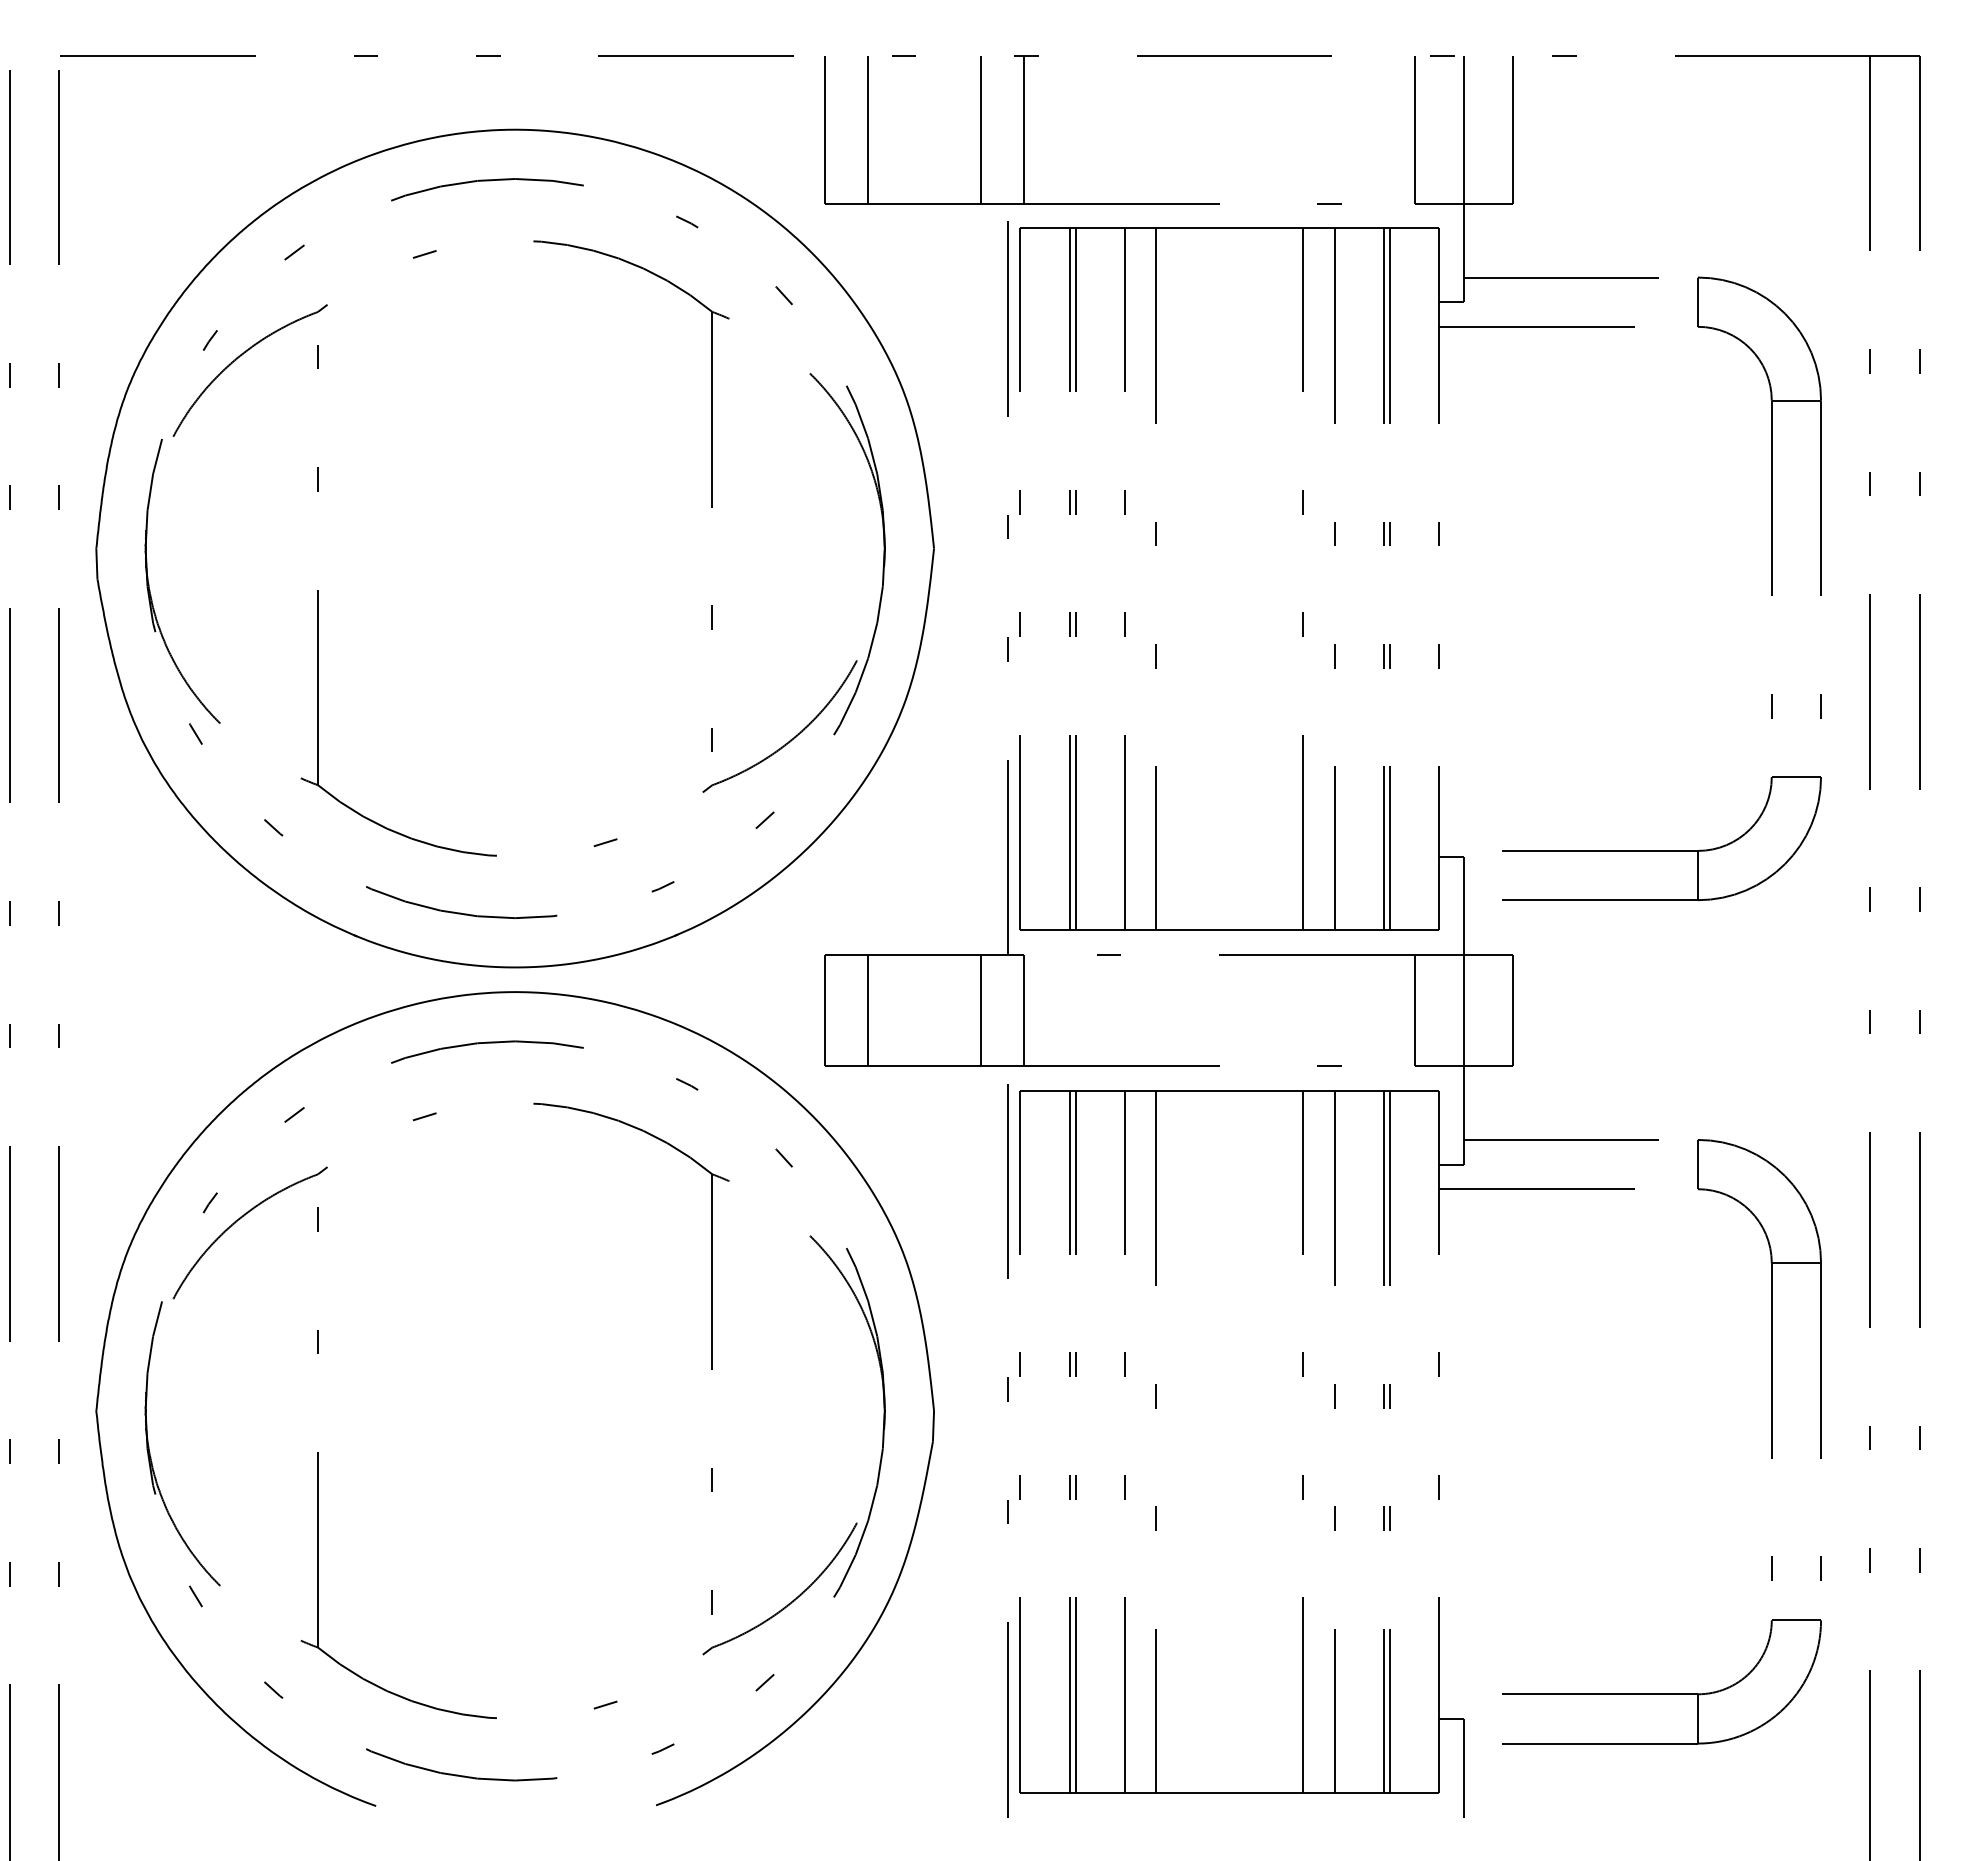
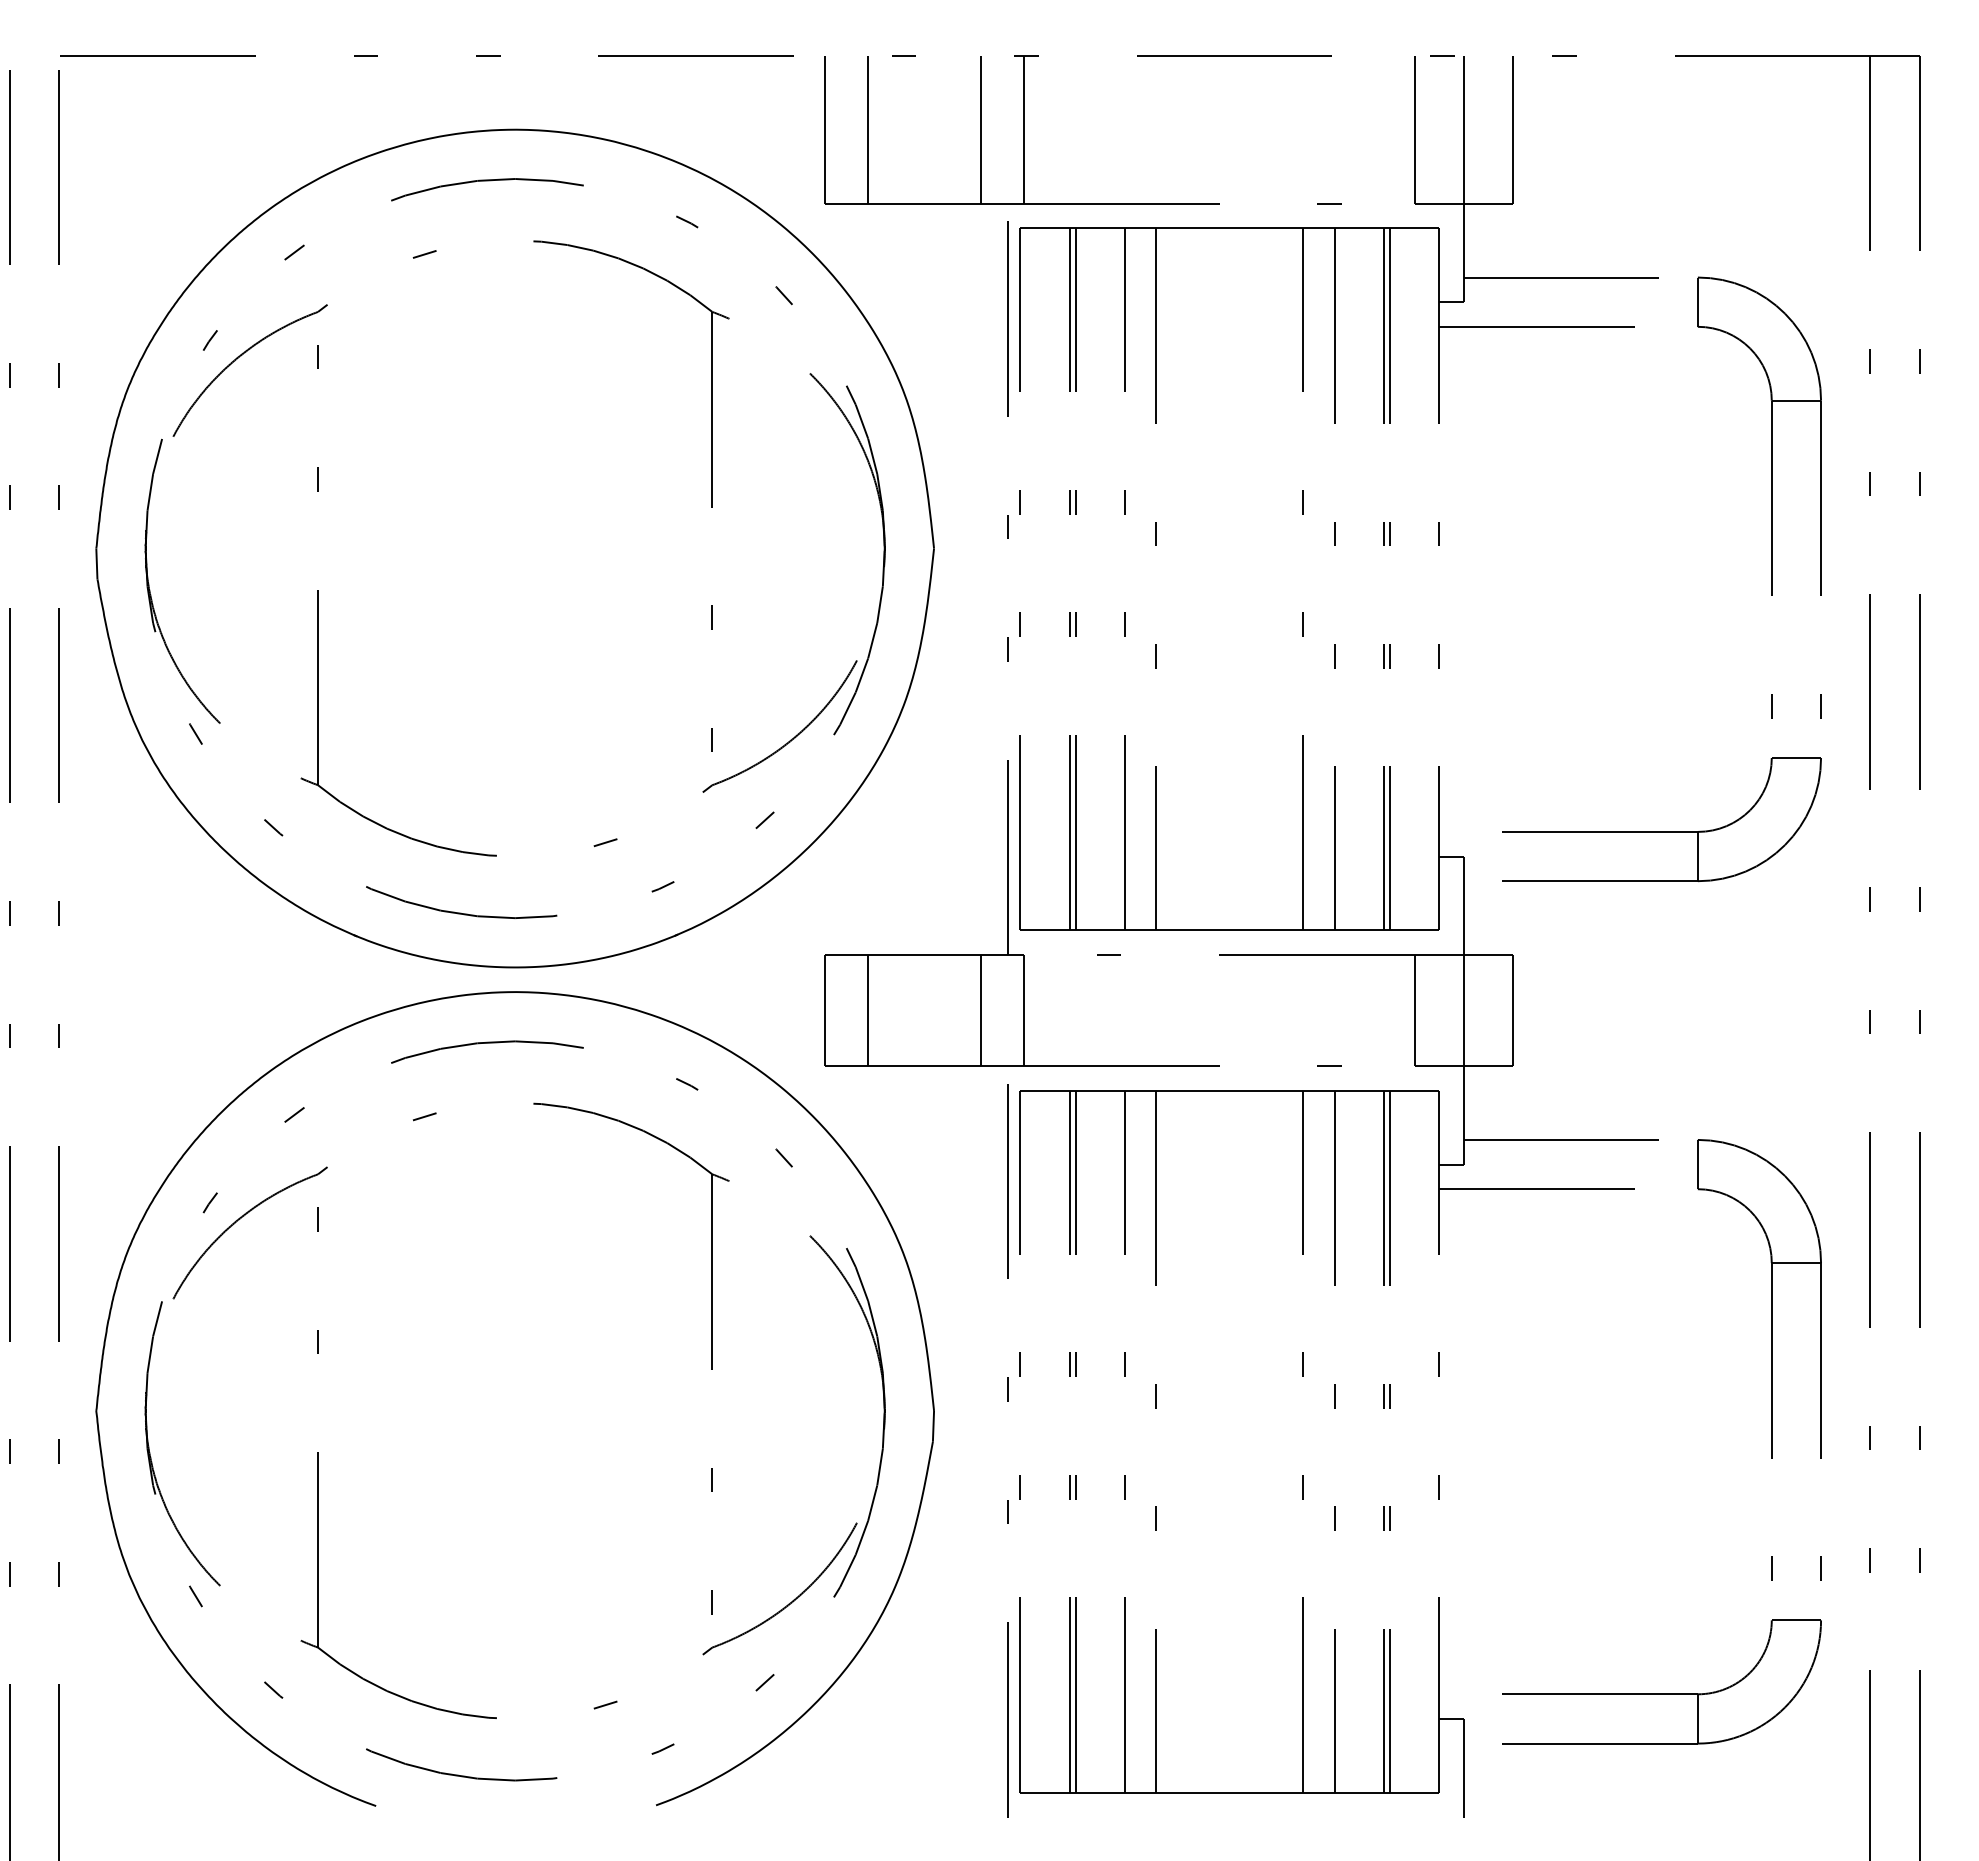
part position: (1661, 850) -> (1661, 831) (1661, 831)
